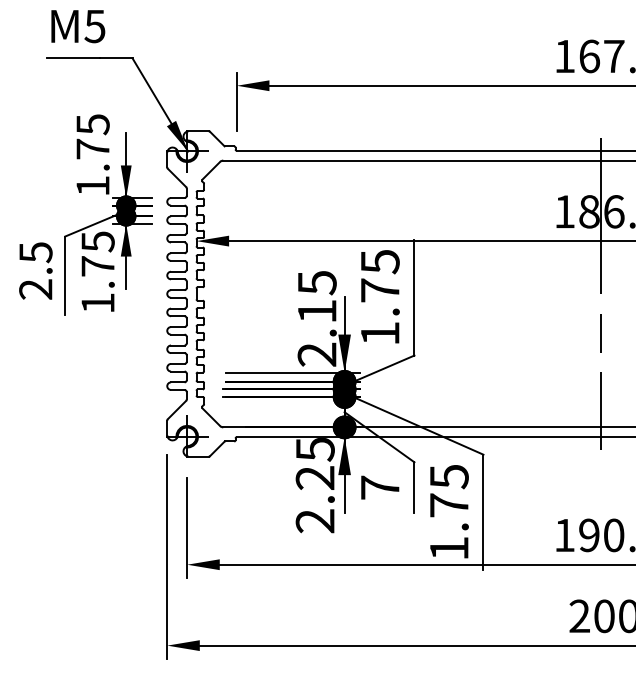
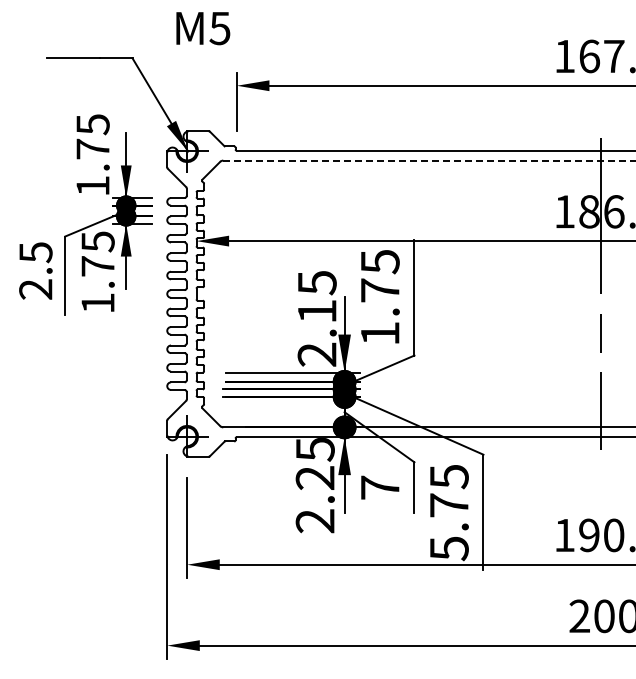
text position: (78, 26) -> (203, 28) (203, 28)
line: solid -> dashed (429, 160)
text: 1.75 -> 5.75 (449, 548)
